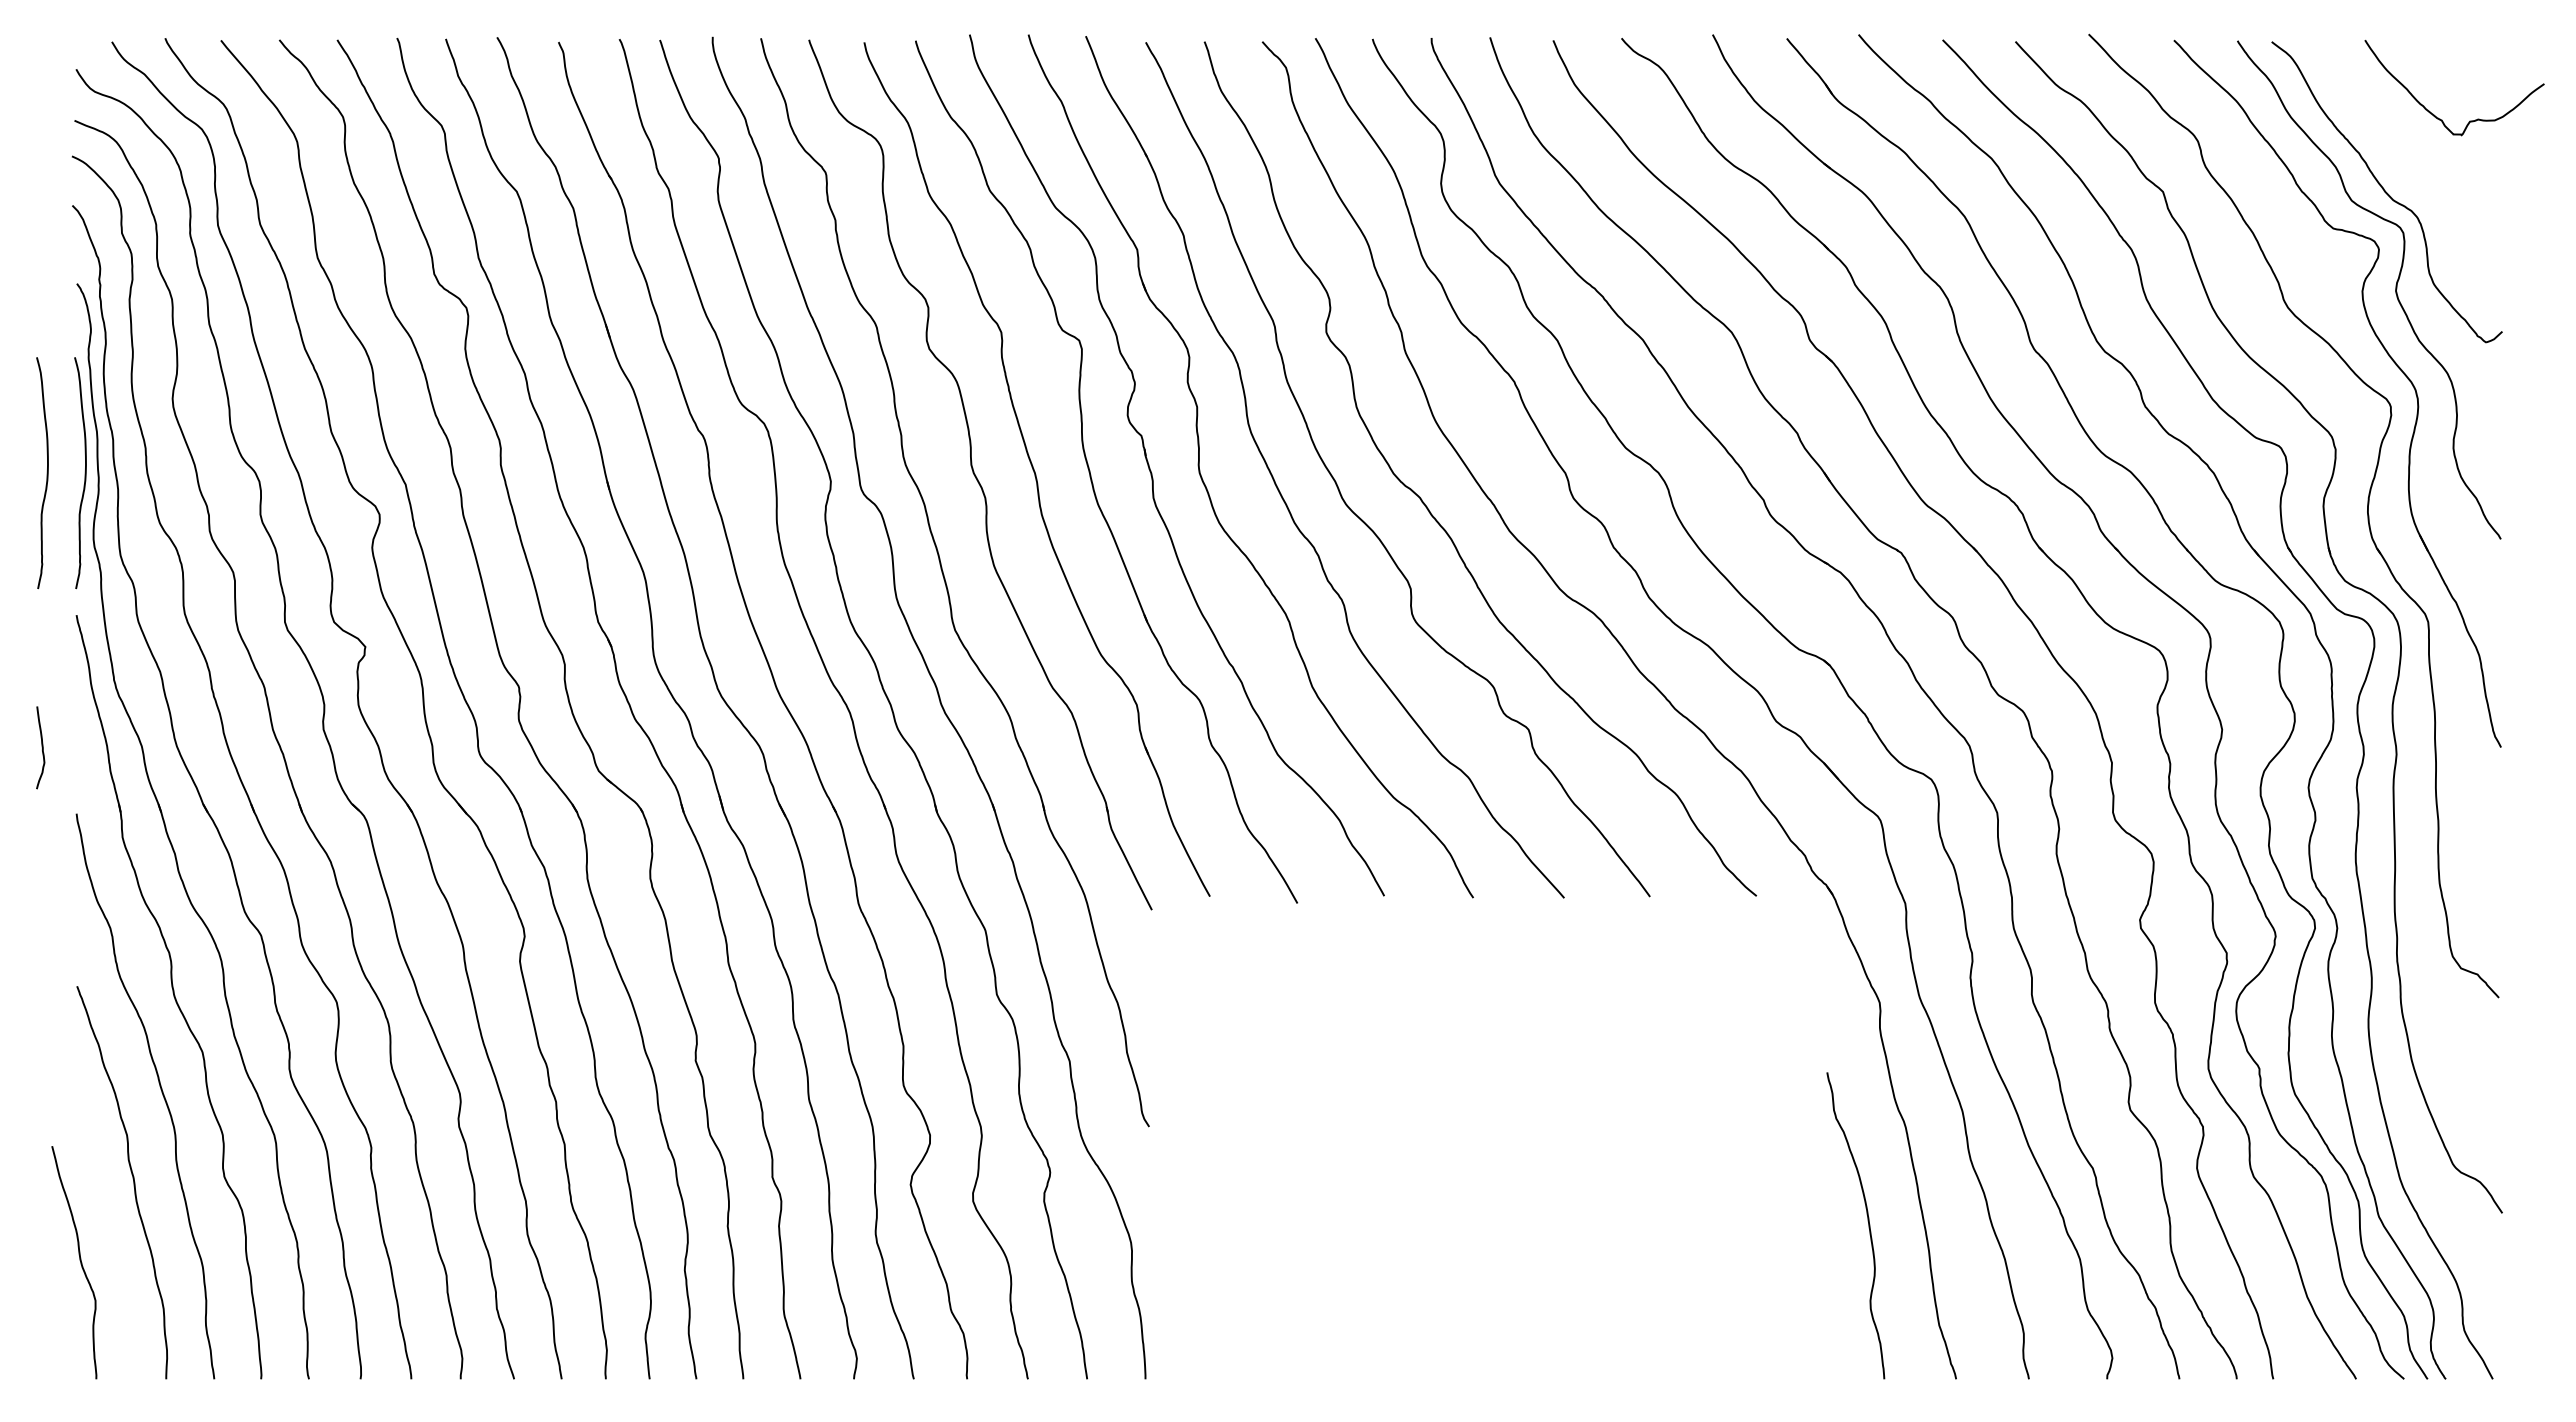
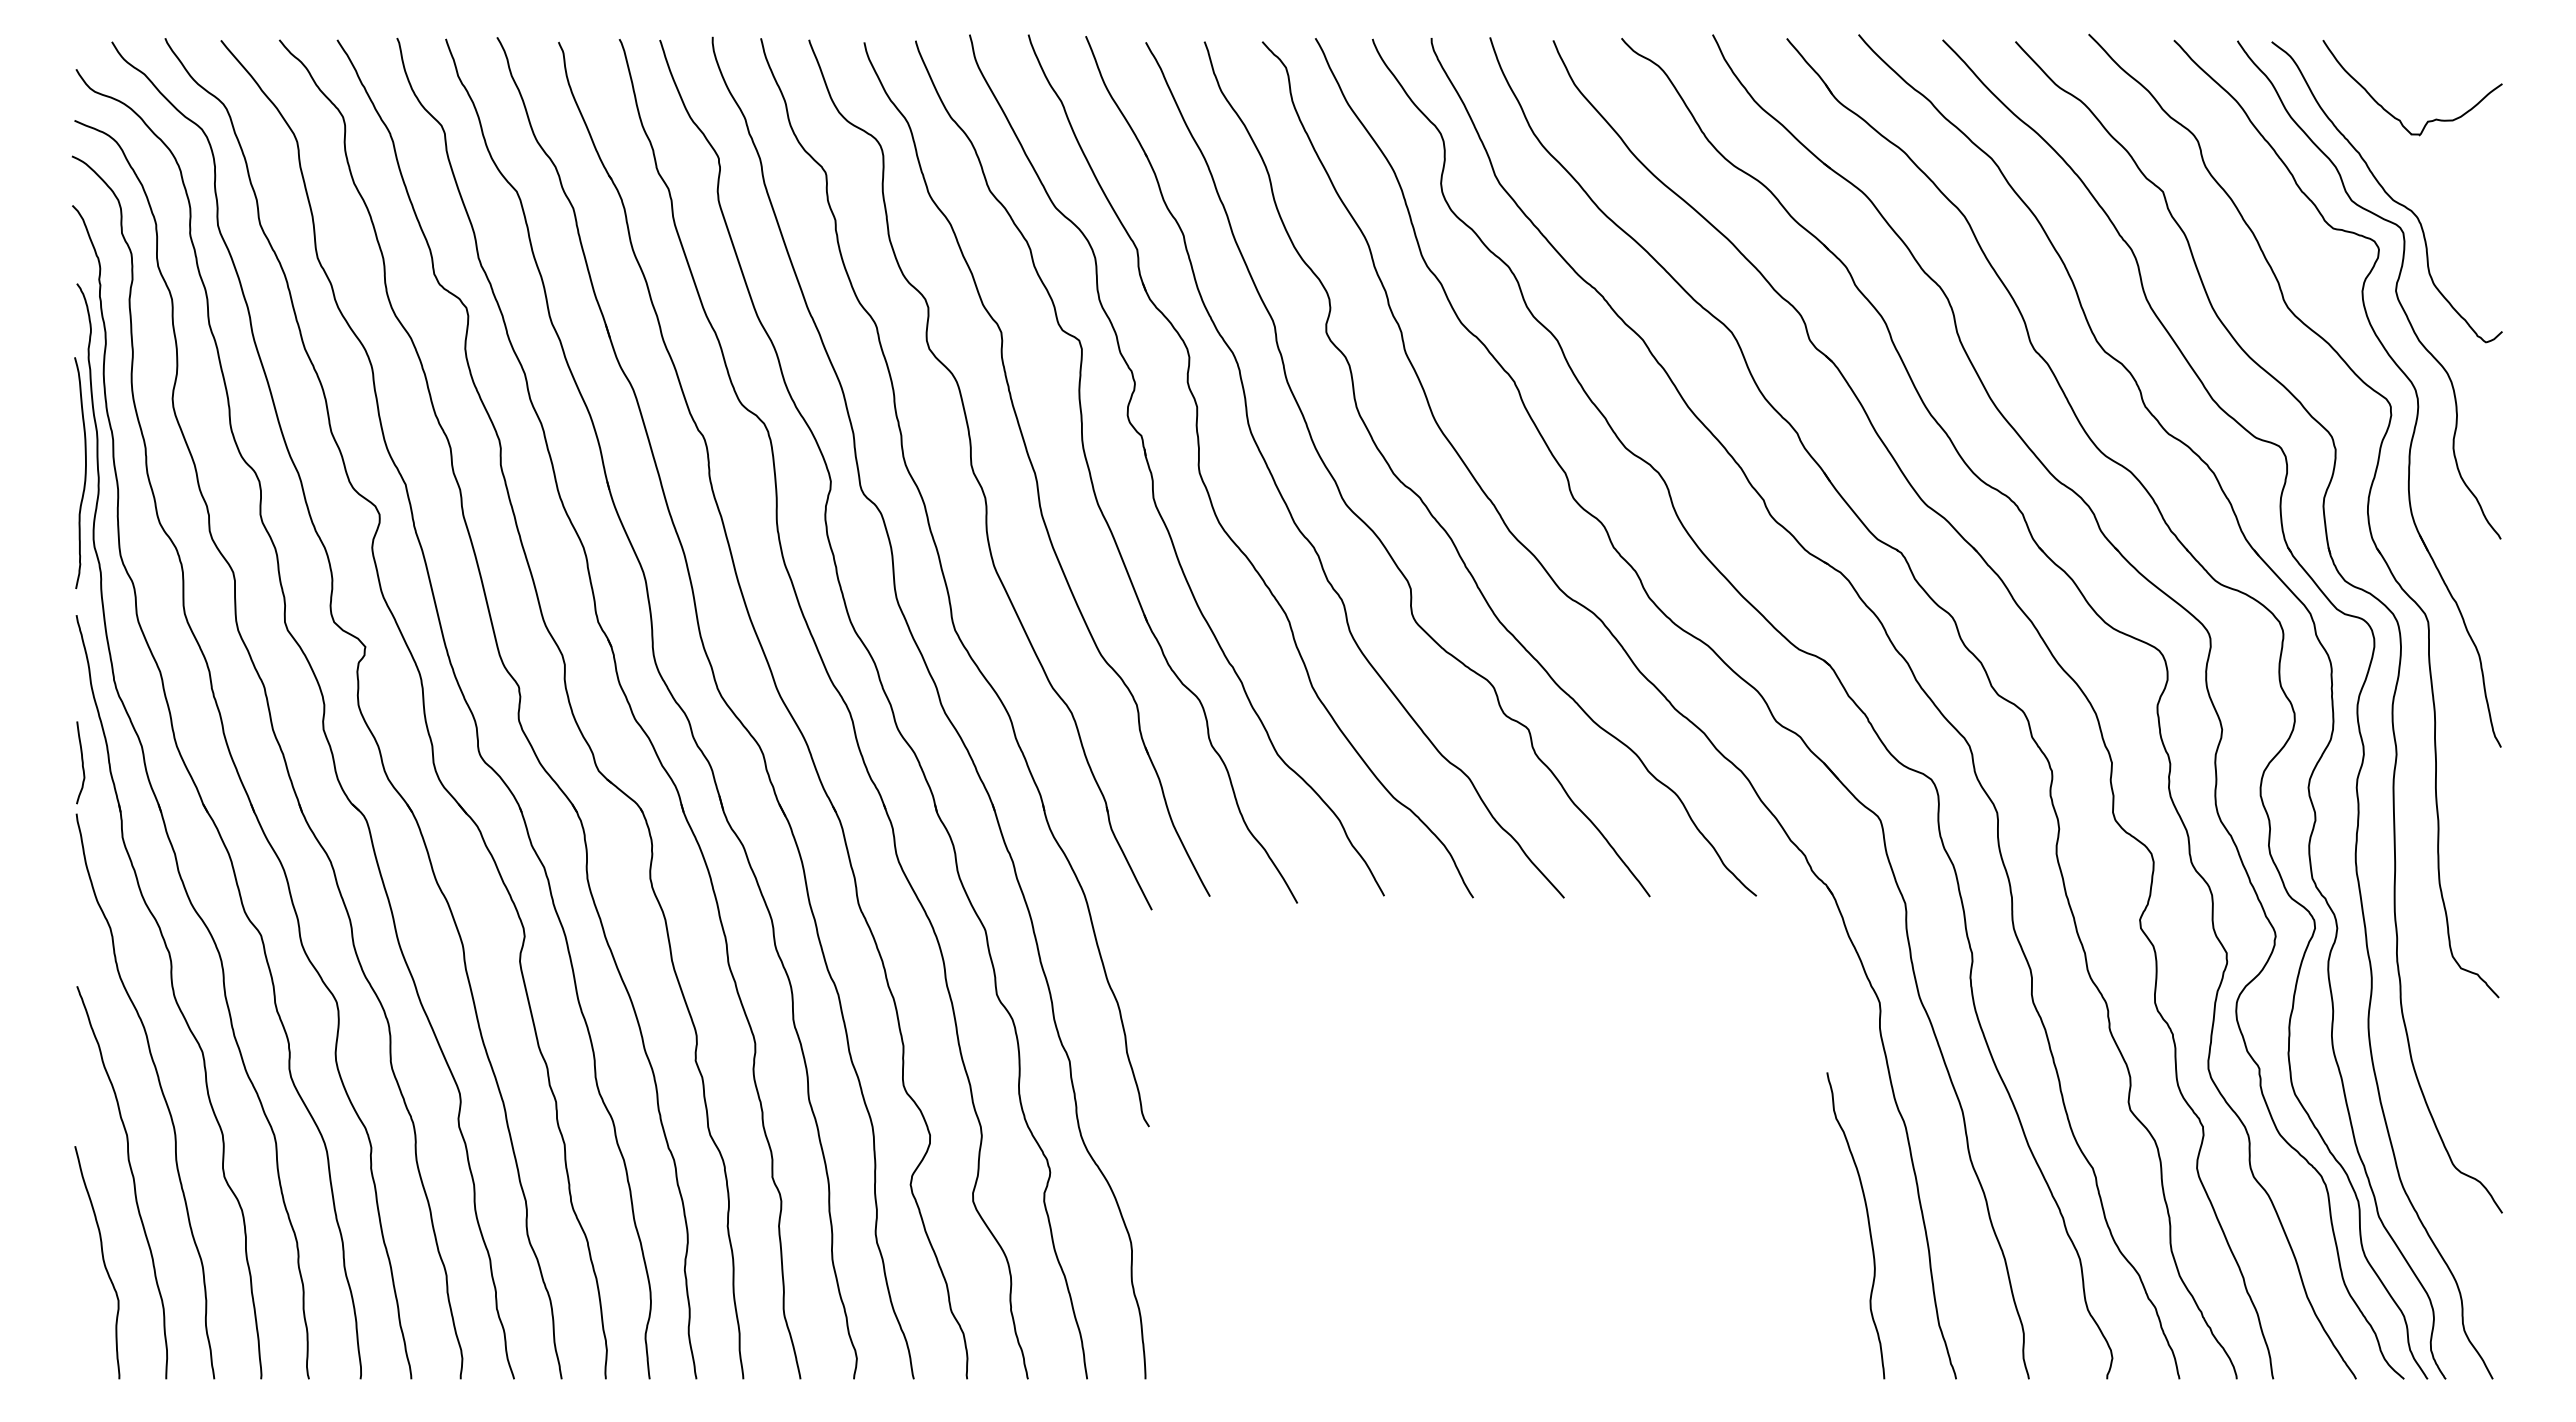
curve position: (2434, 114) -> (2392, 114) (2392, 114)
curve: present -> none (46, 473)
curve position: (41, 747) -> (81, 762) (81, 762)
curve position: (79, 1260) -> (102, 1260) (102, 1260)
